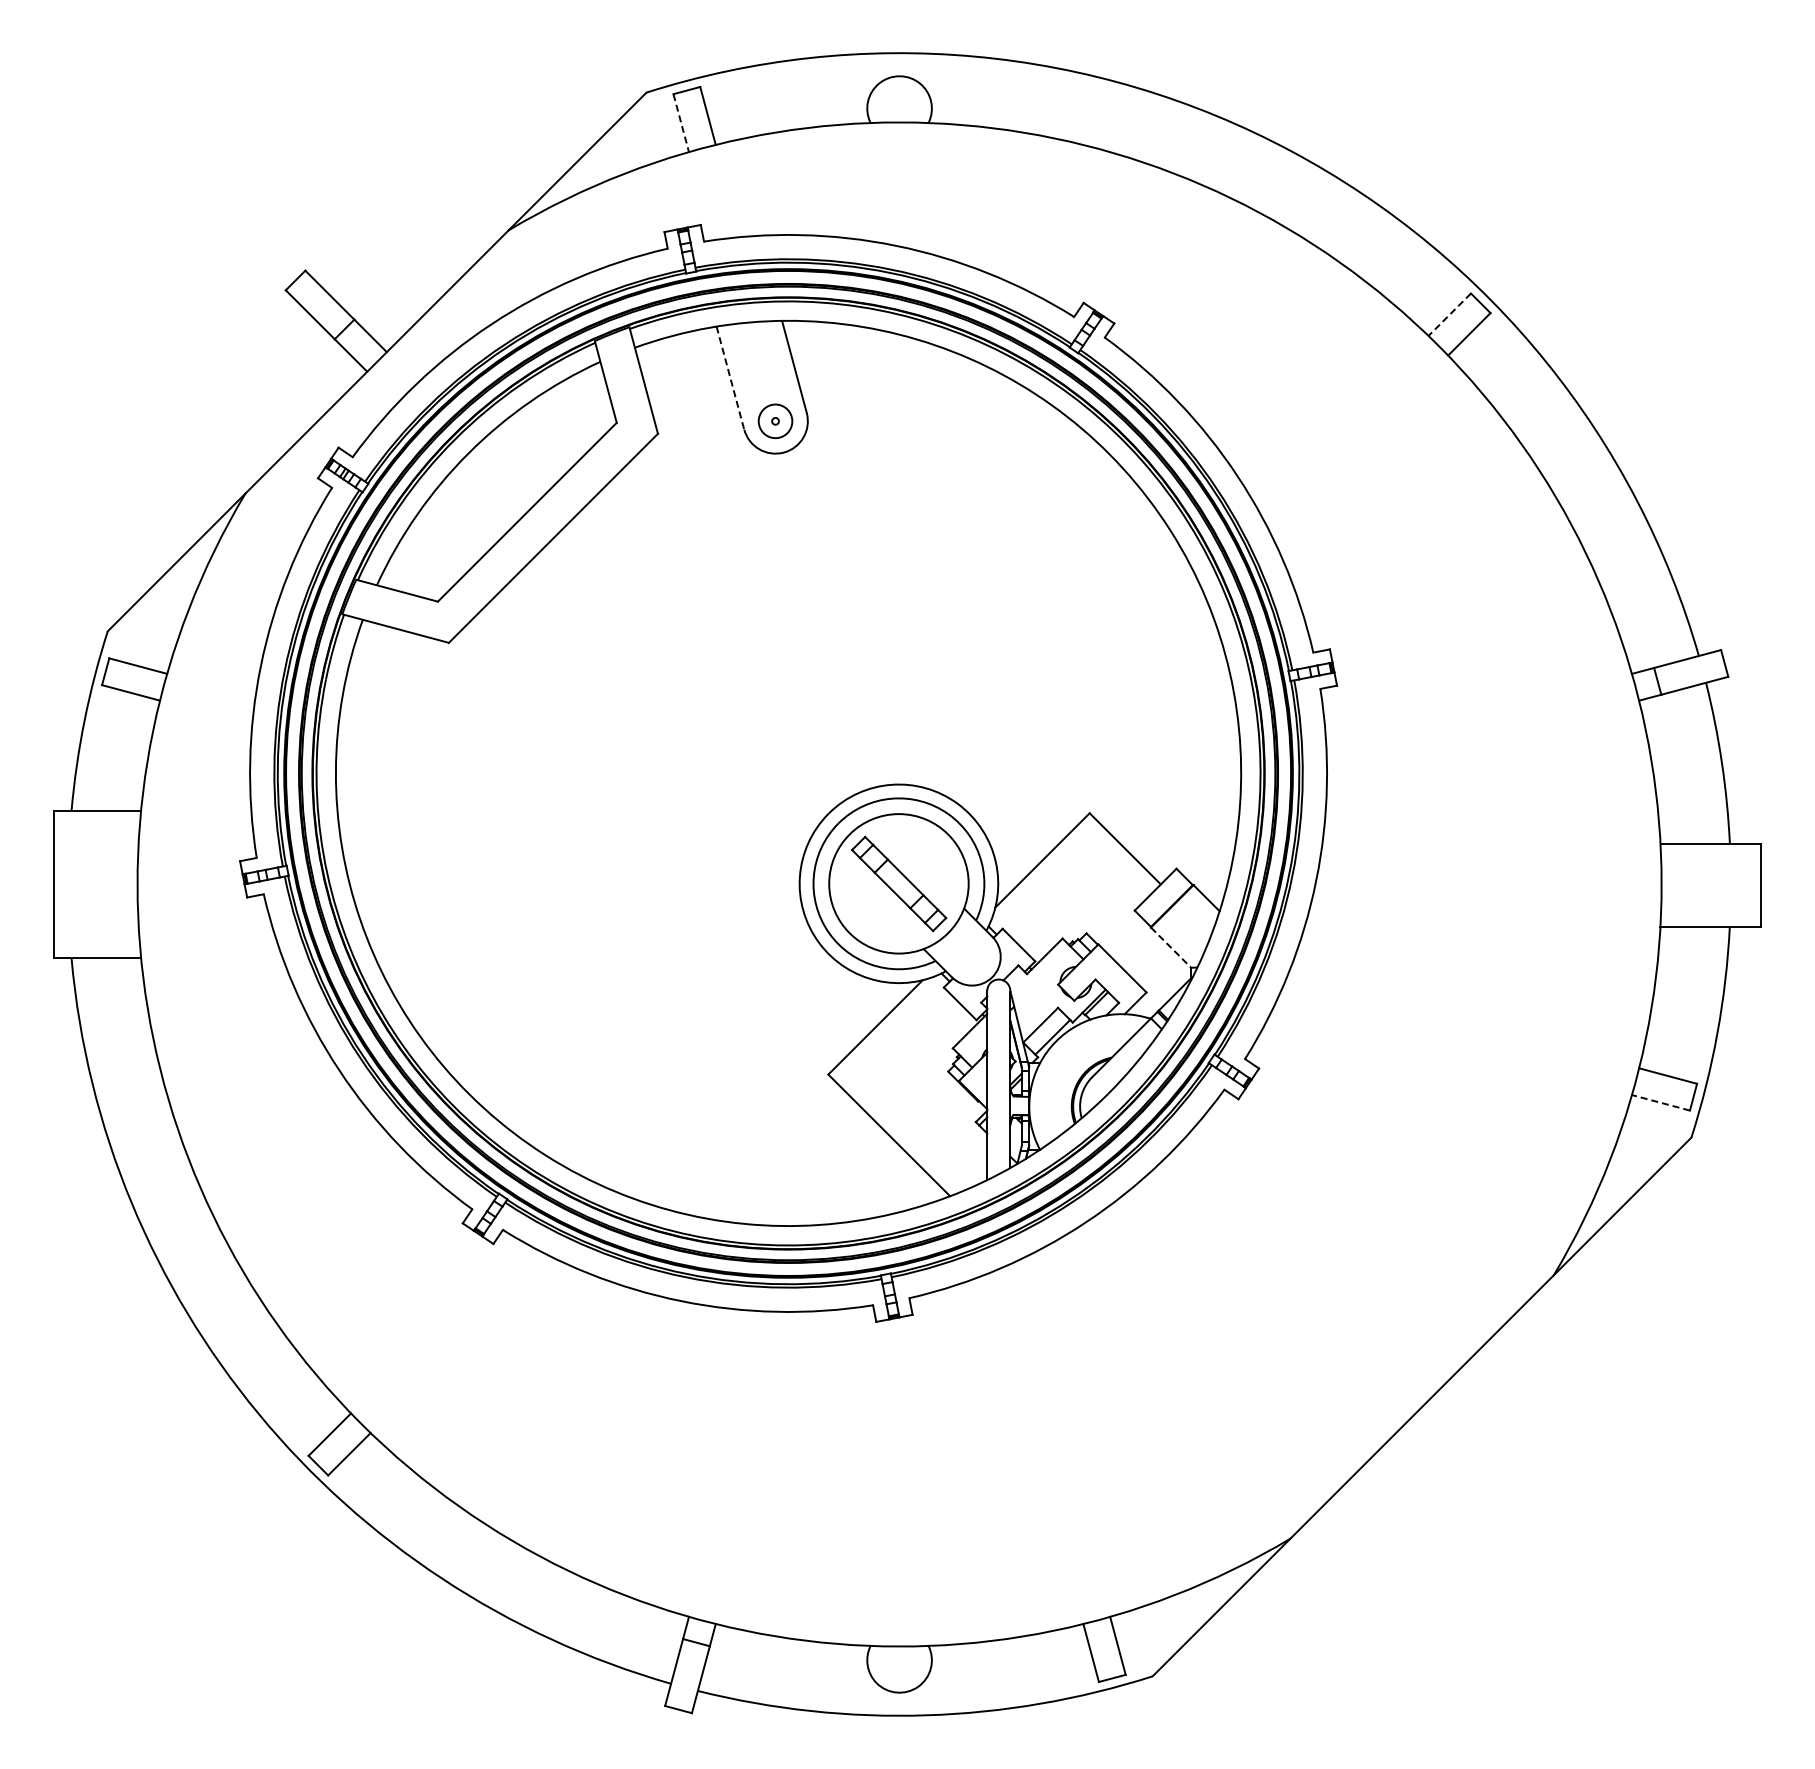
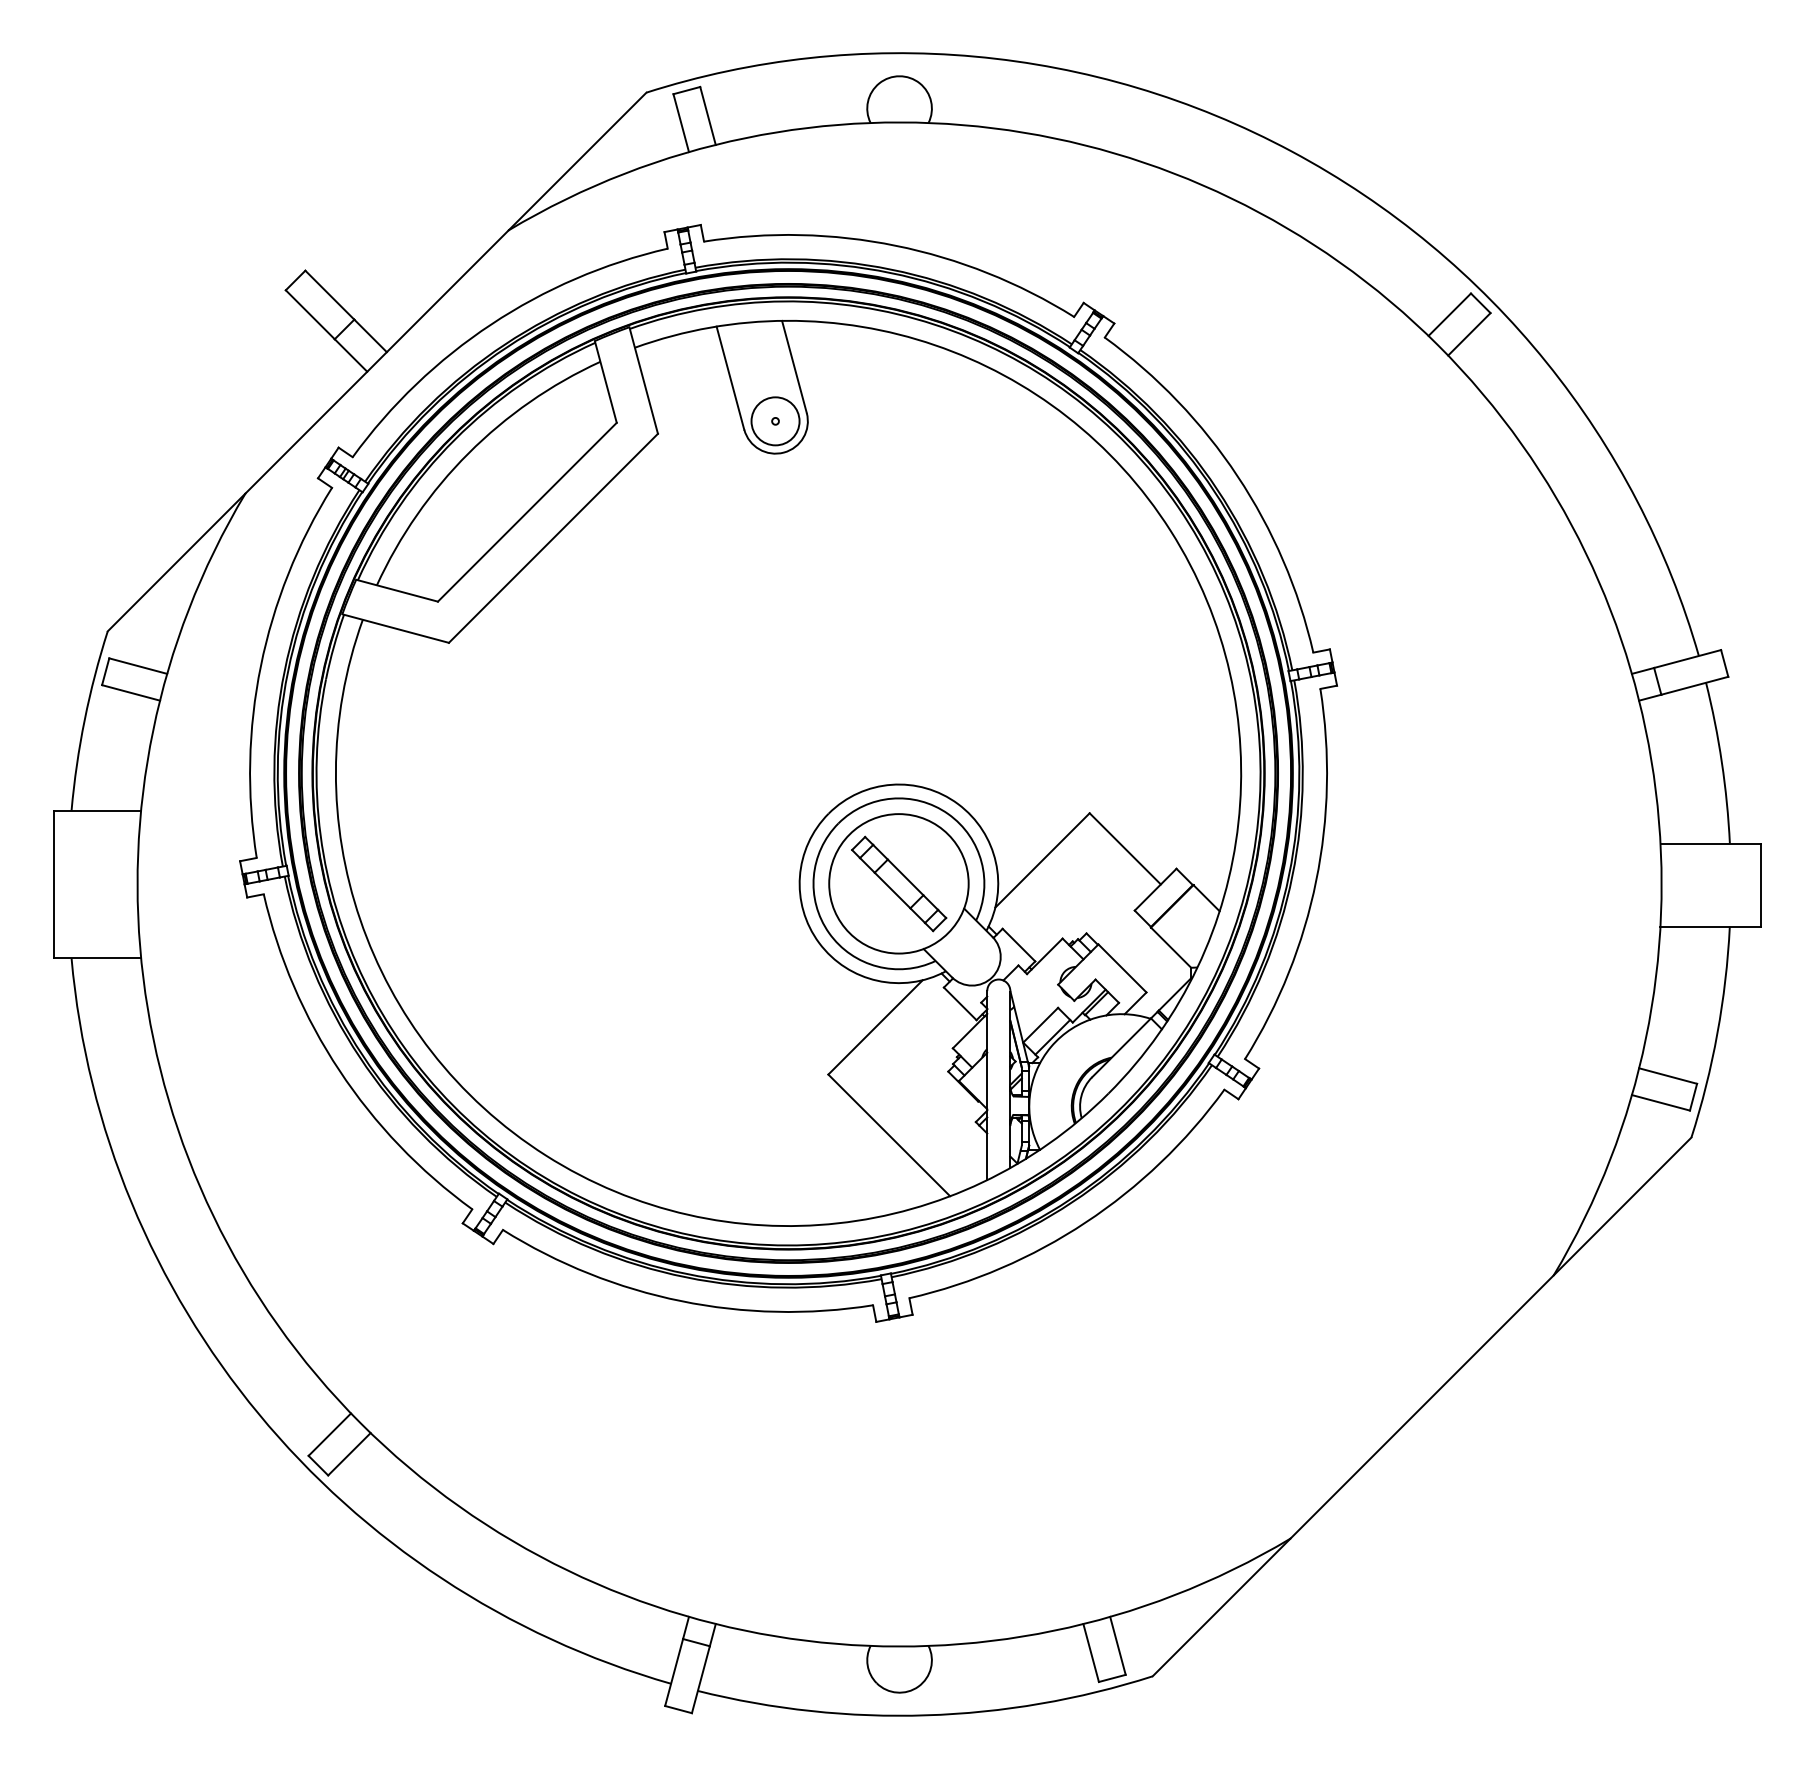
line: dashed -> solid (681, 123)
line: dashed -> solid (1449, 314)
line: dashed -> solid (730, 378)
circle diameter: 34 px -> 48 px (775, 421)
line: dashed -> solid (1171, 948)
line: dashed -> solid (1660, 1102)
